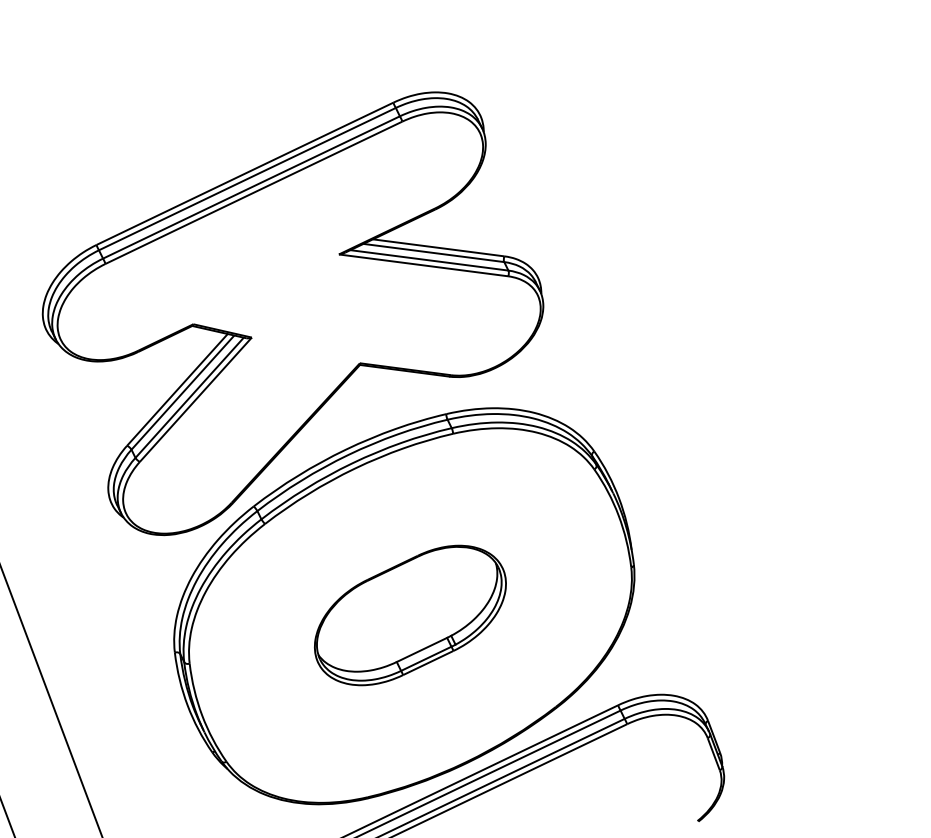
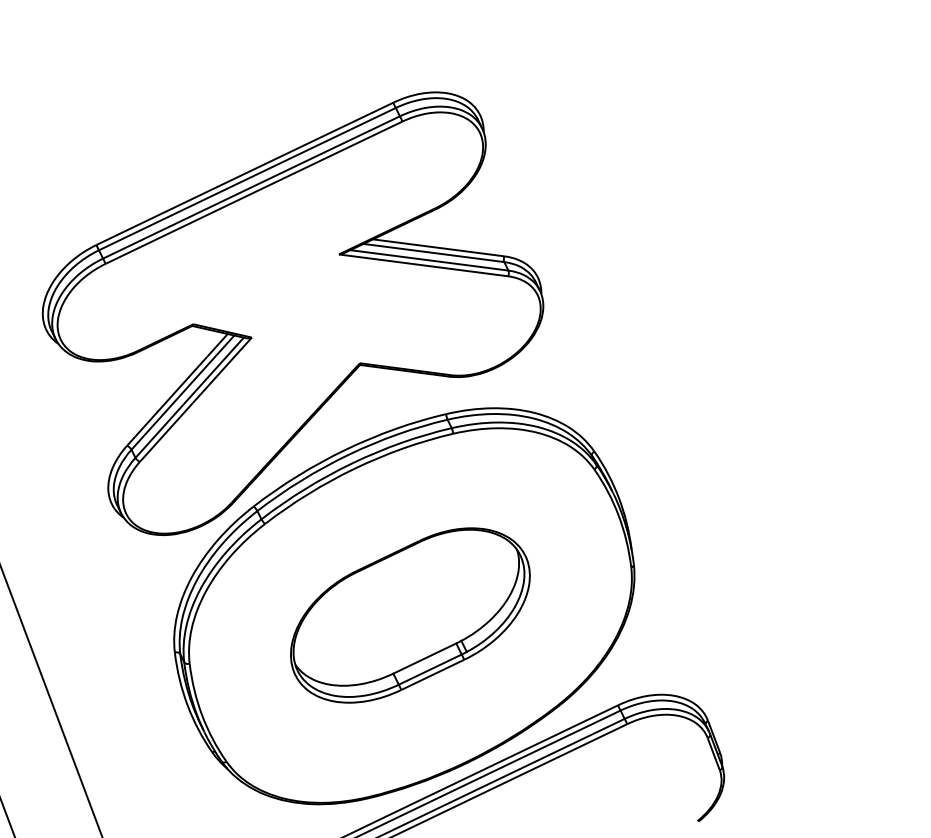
part size: 193x143 px -> 241x177 px (410, 615)
